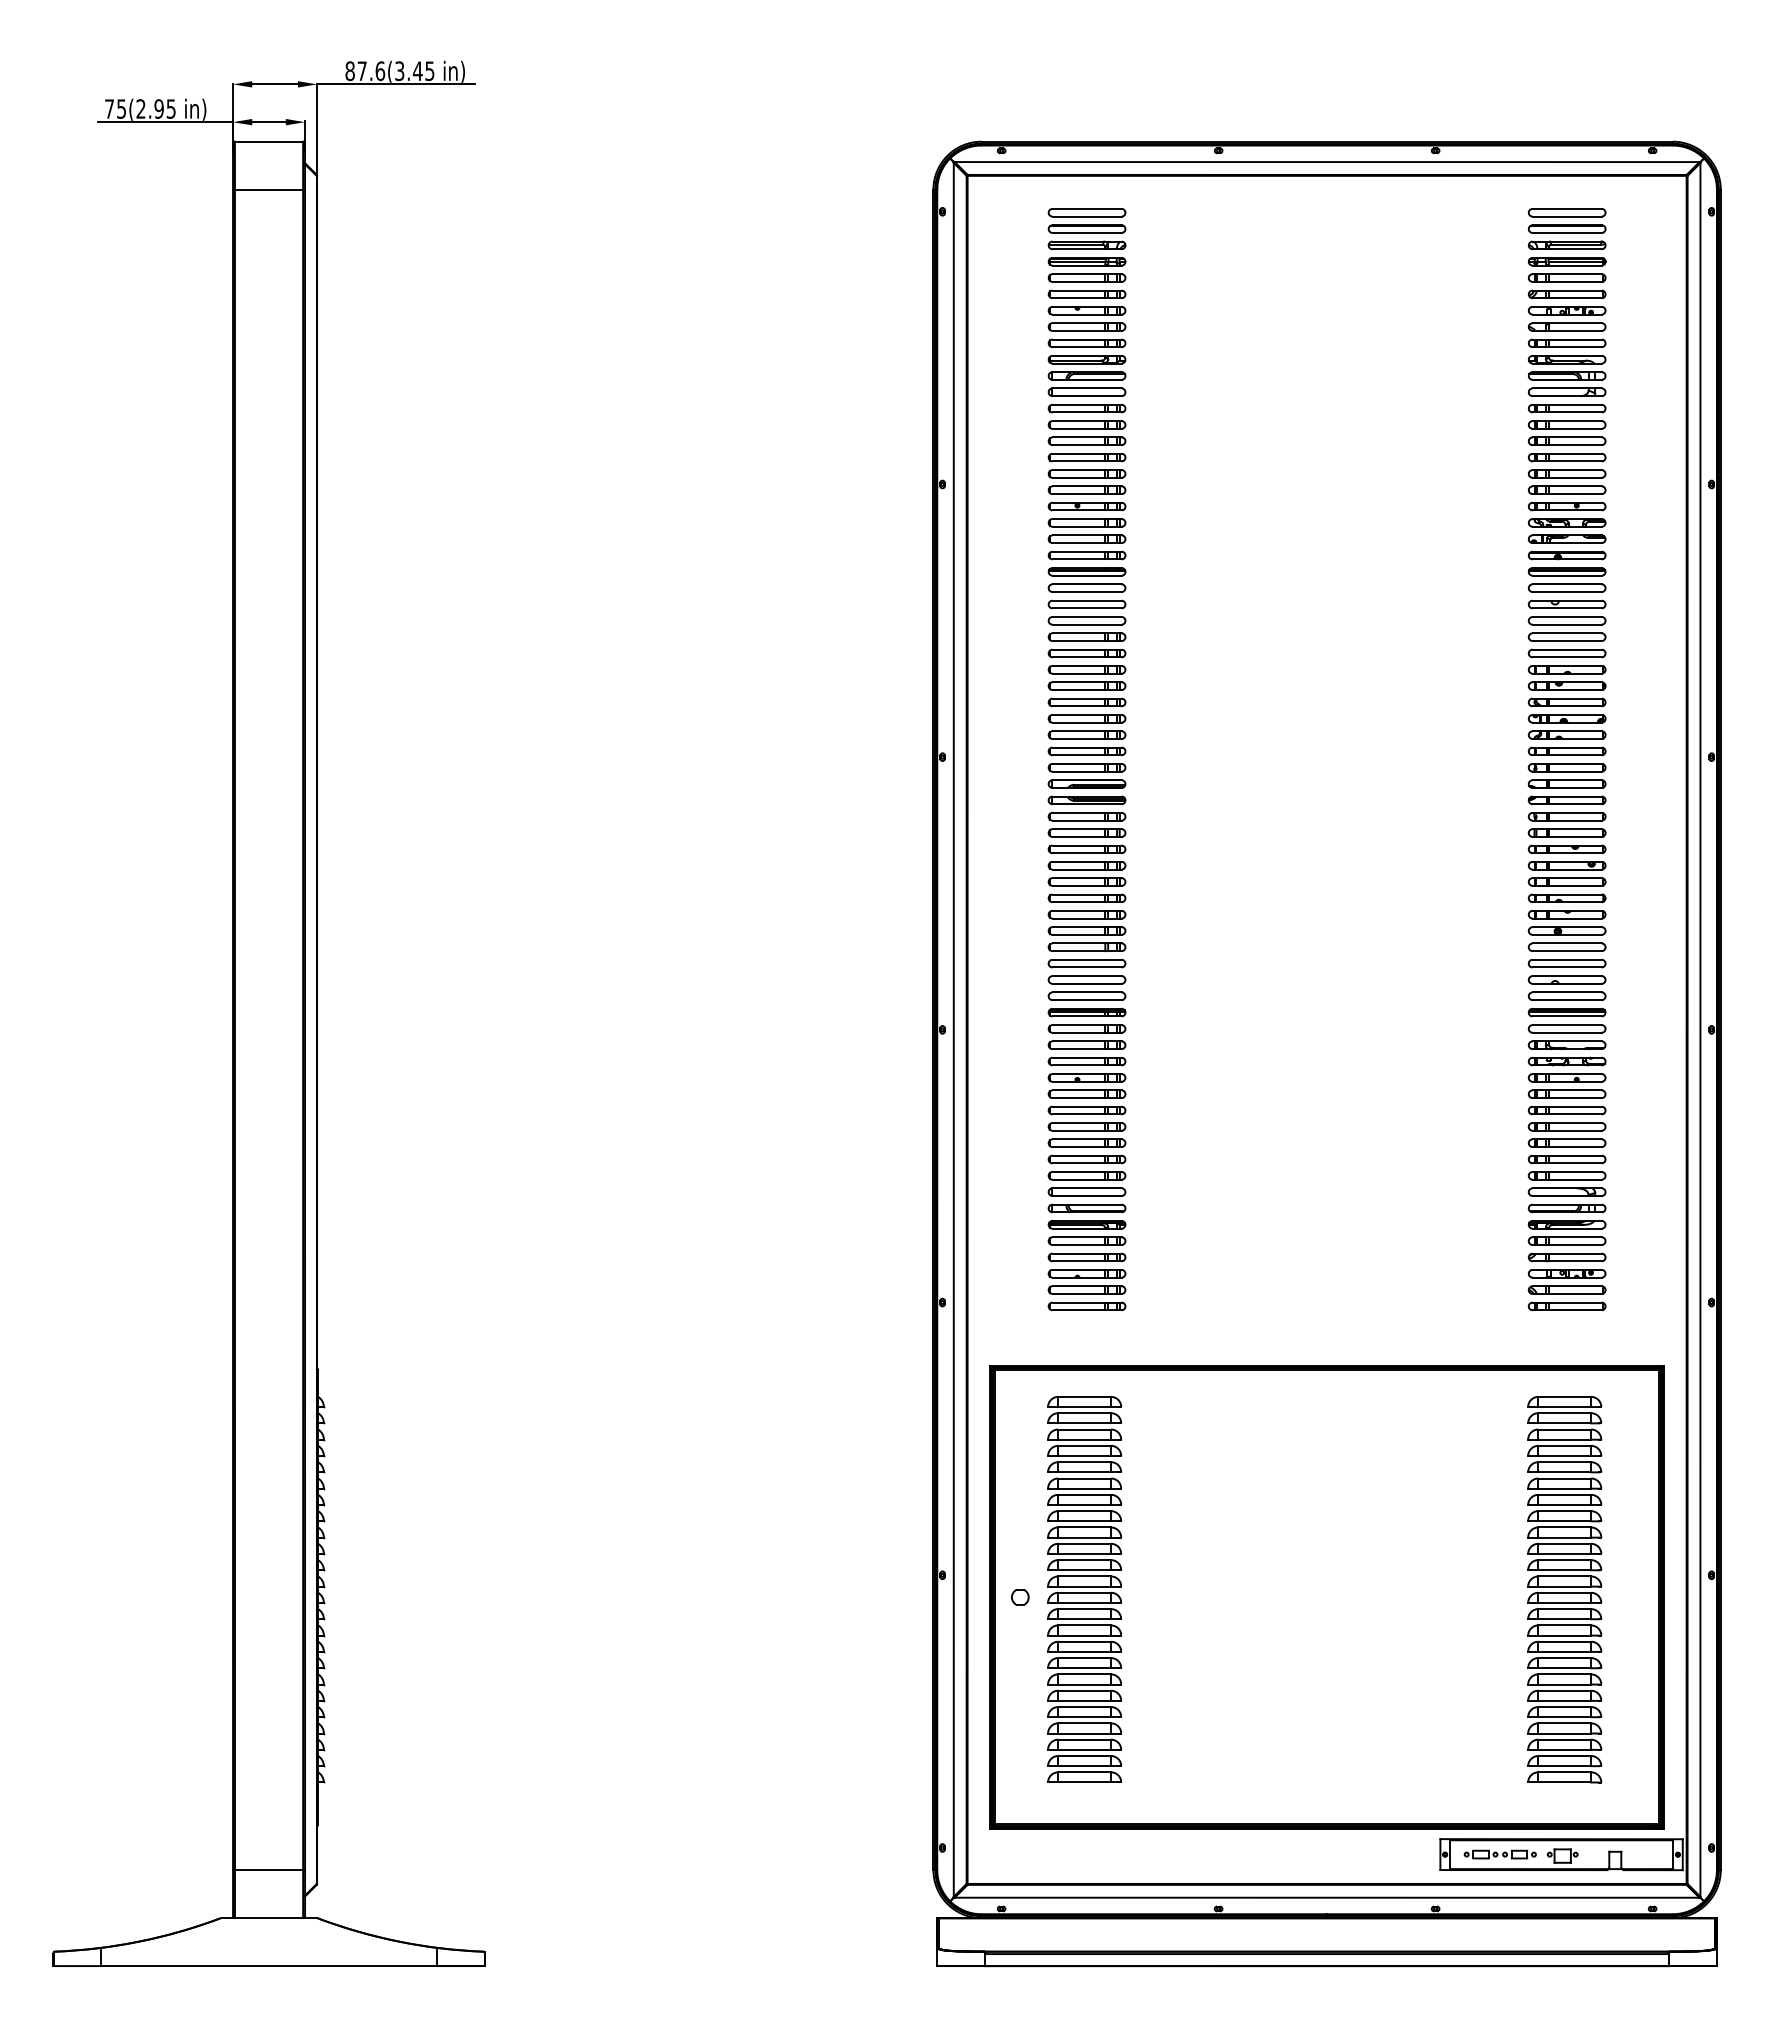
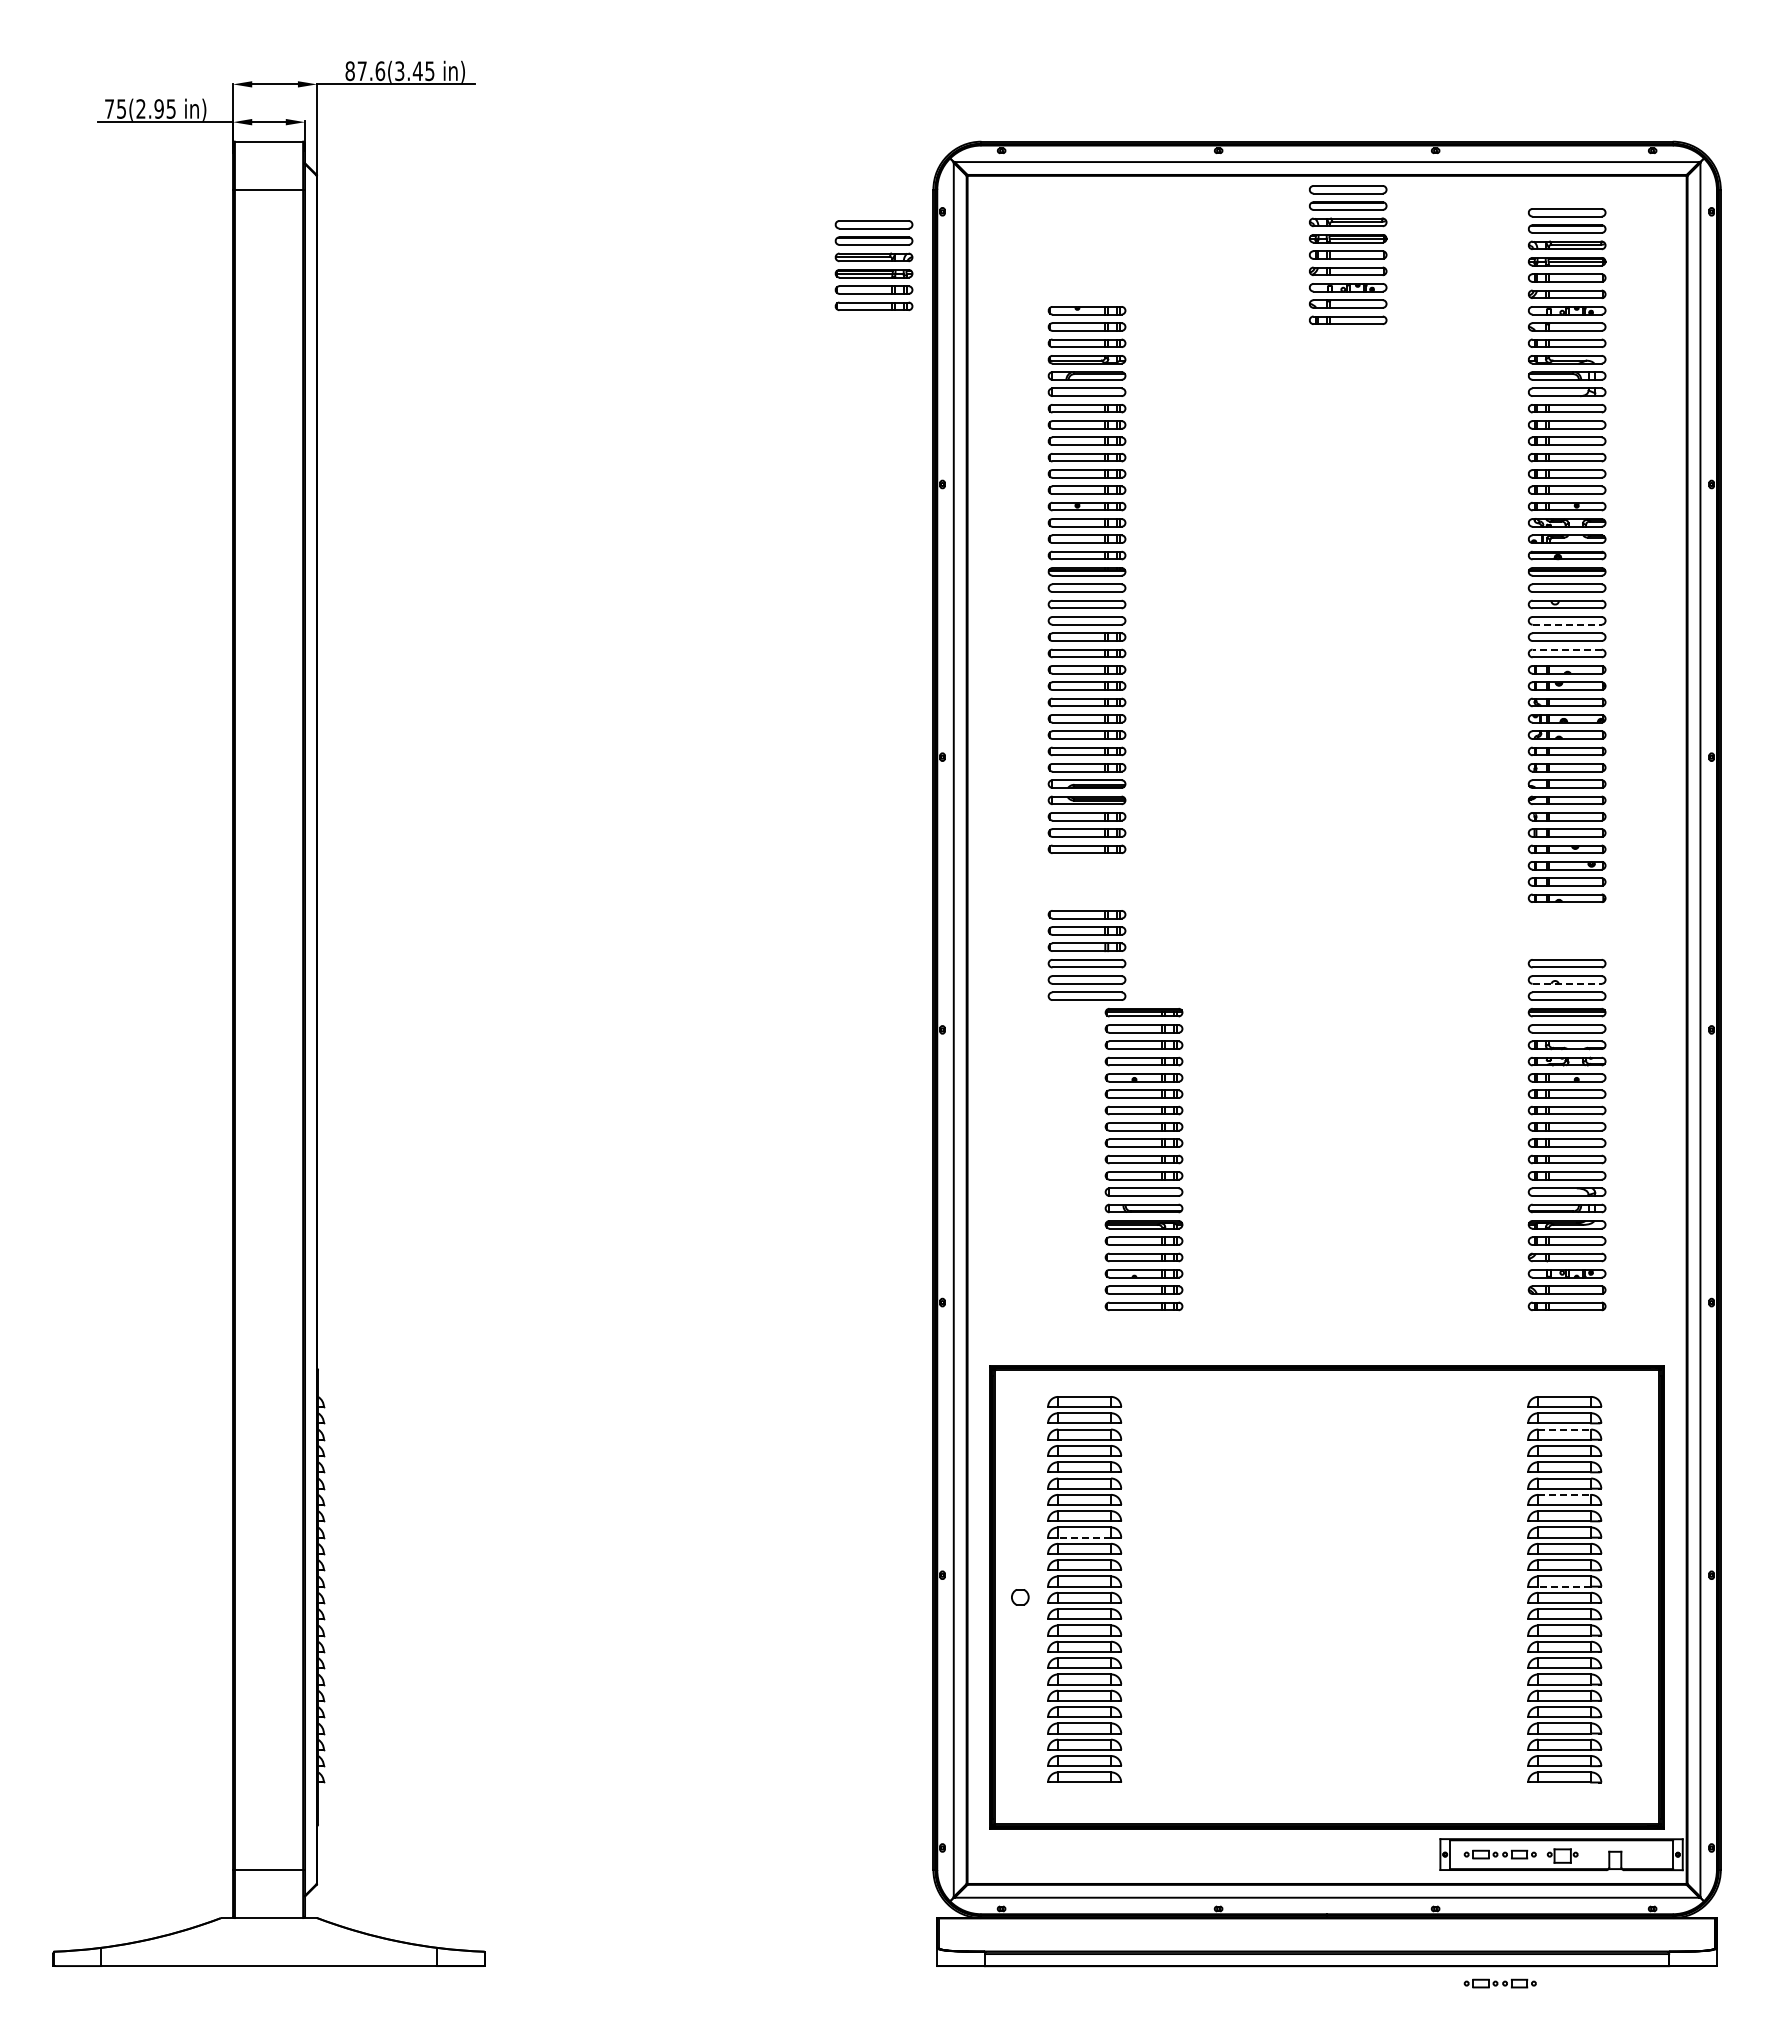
part position: (1086, 253) -> (873, 265) (873, 265)
part: none -> present (1348, 254)
line: solid -> dashed (1567, 624)
line: solid -> dashed (1567, 649)
part: present -> none (1086, 881)
part: present -> none (1566, 930)
line: solid -> dashed (1567, 983)
part position: (1086, 1159) -> (1143, 1159) (1143, 1159)
line: solid -> dashed (1565, 1429)
line: solid -> dashed (1565, 1494)
line: solid -> dashed (1084, 1537)
line: solid -> dashed (1564, 1586)
part: none -> present (1499, 1983)
